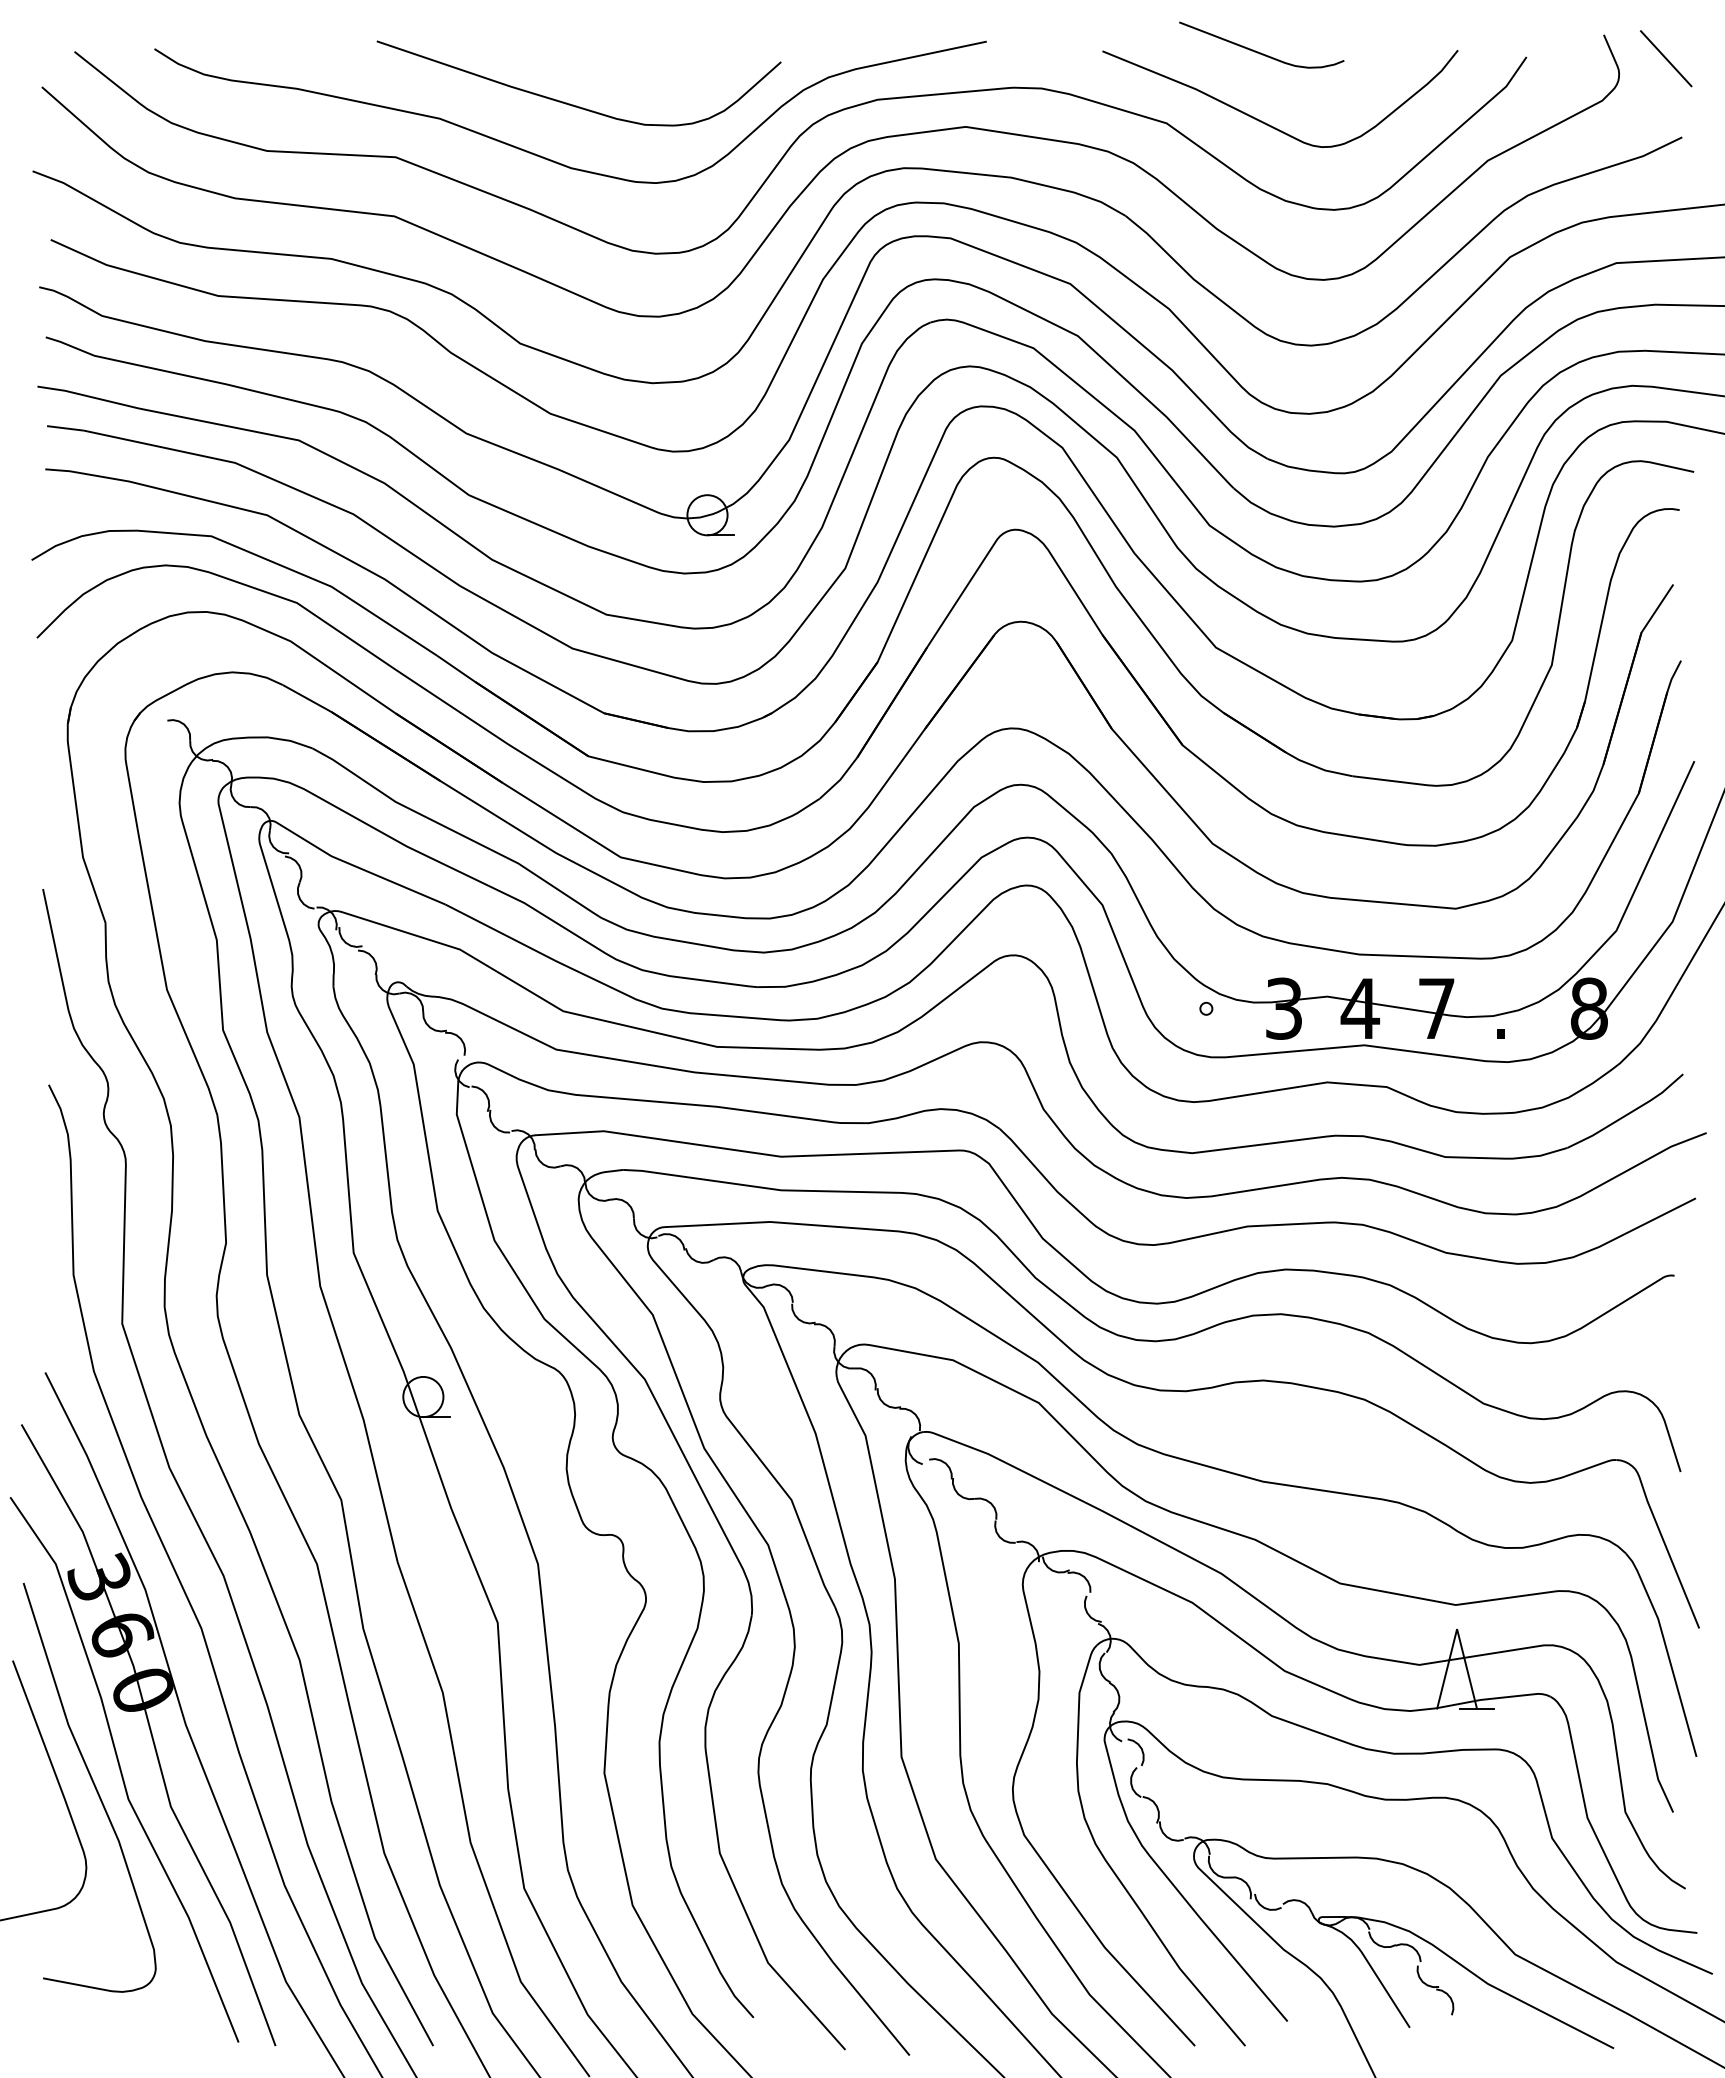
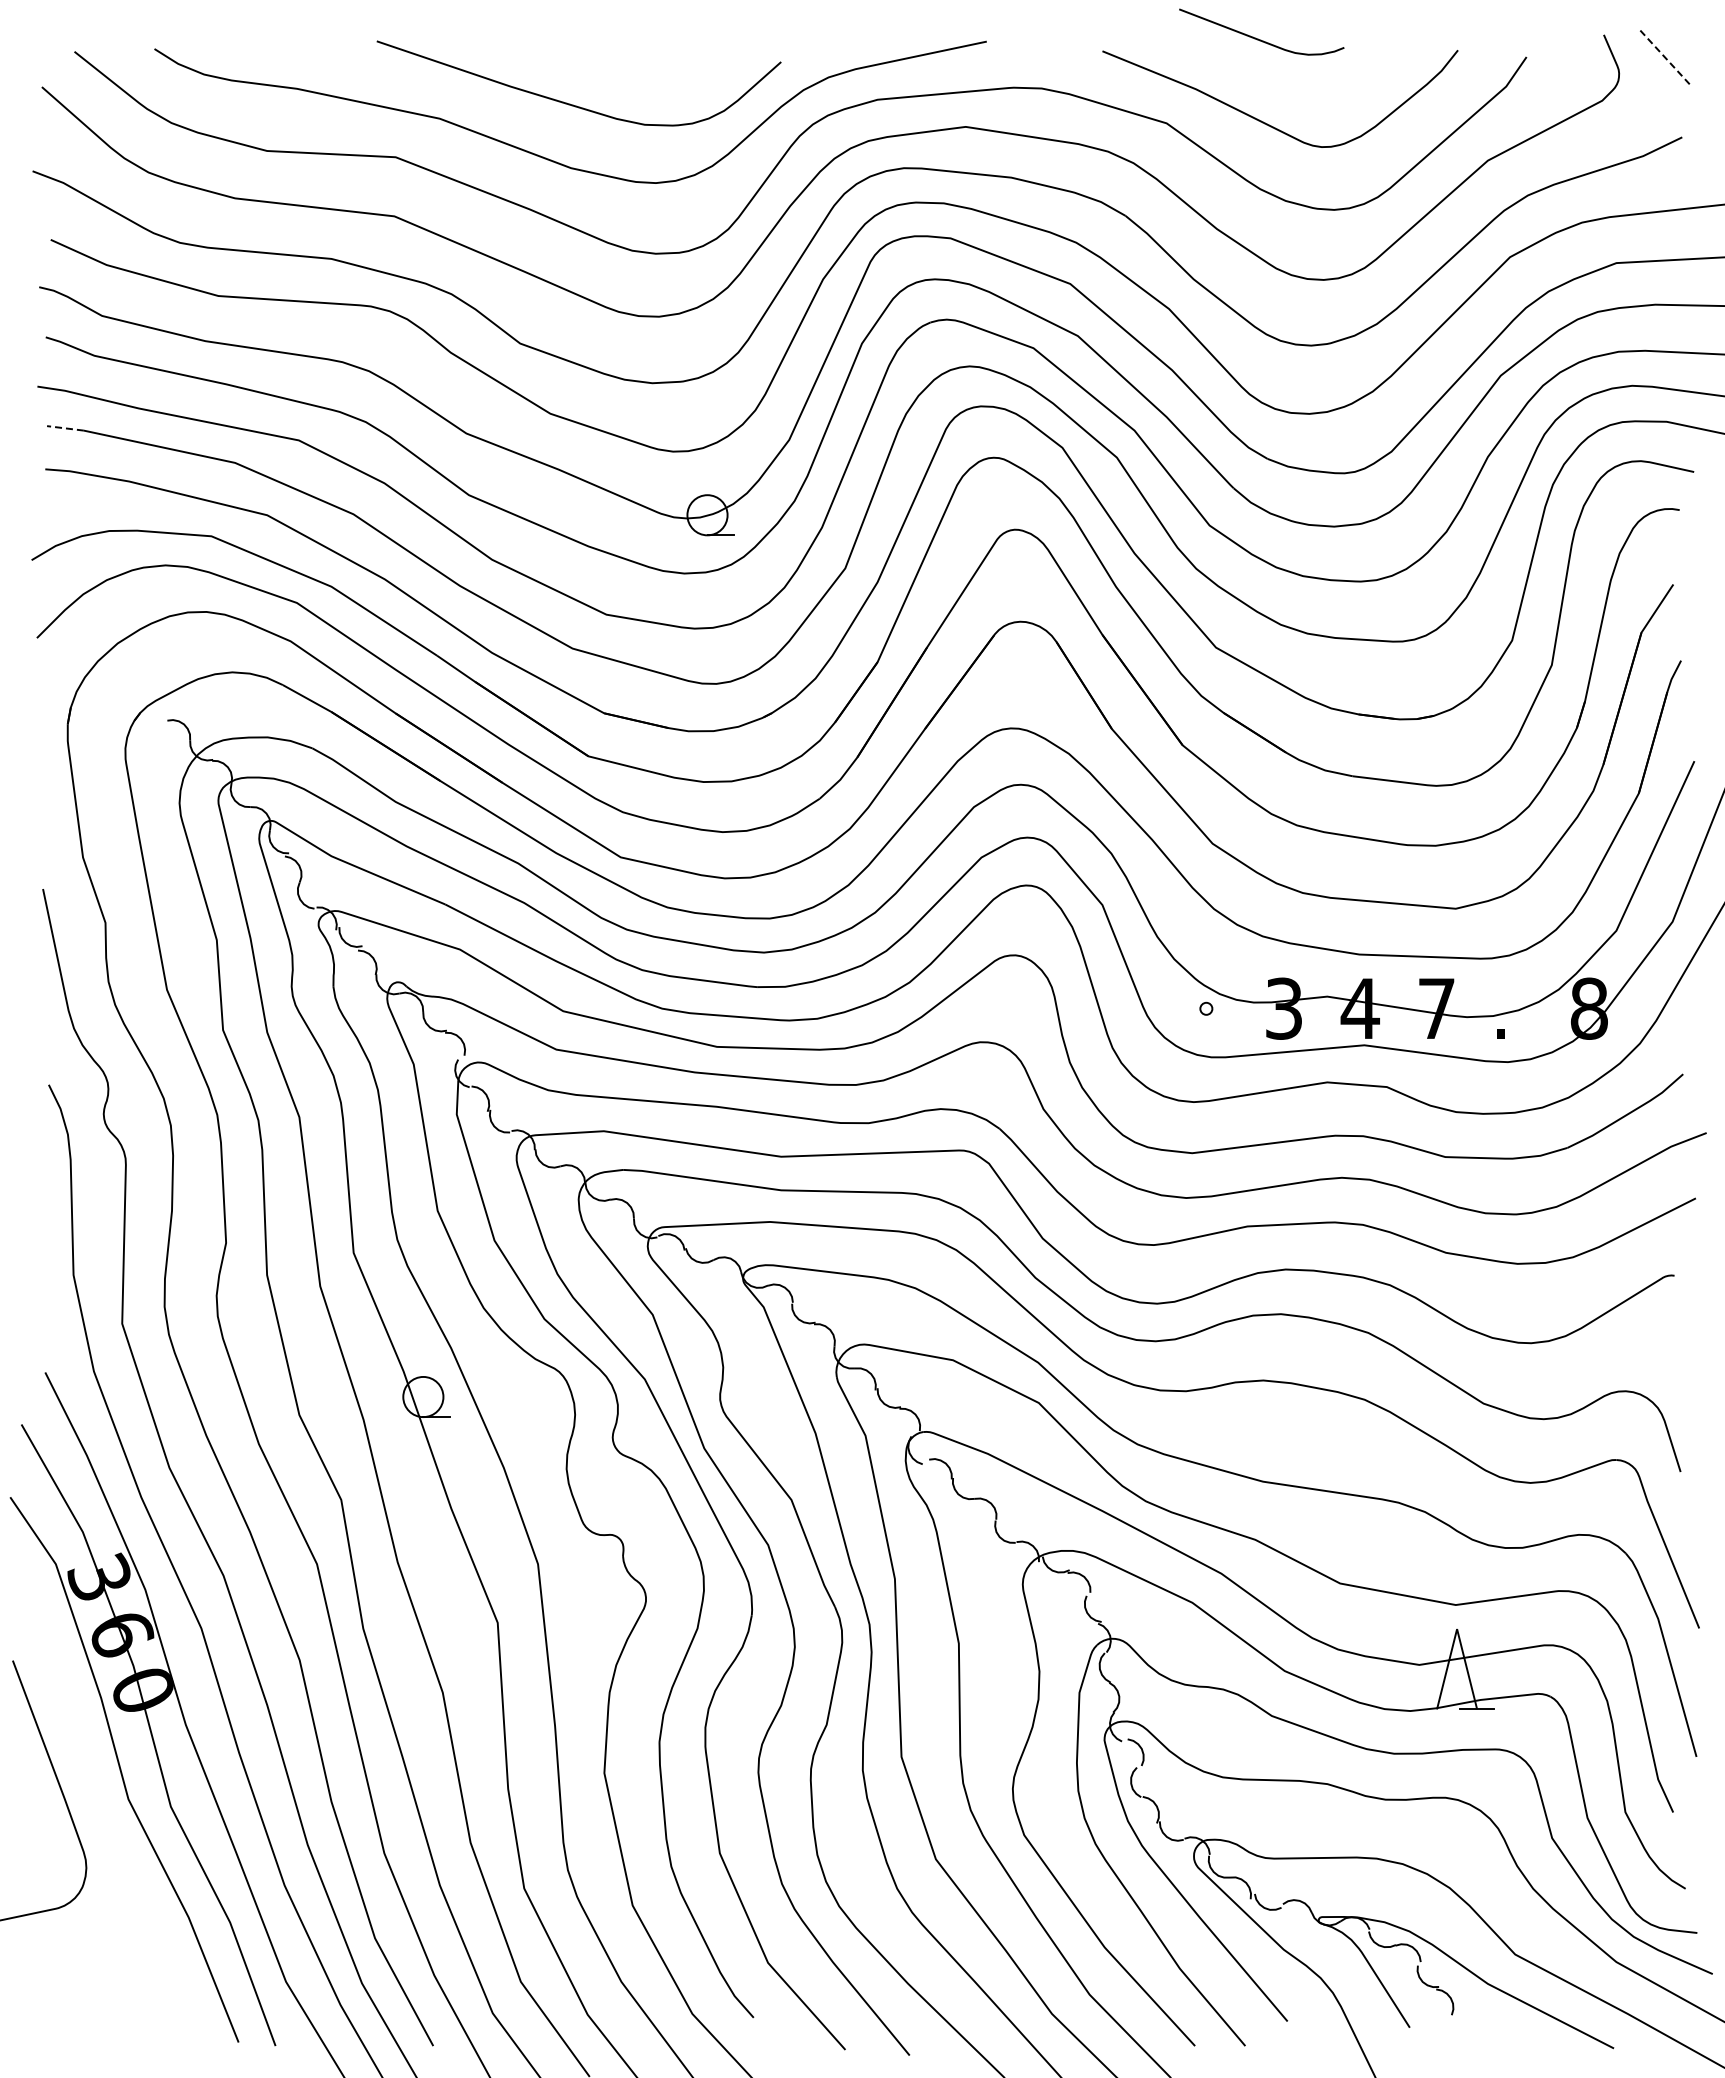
curve position: (1258, 51) -> (1258, 38) (1258, 38)
line: solid -> dashed (1666, 59)
line: solid -> dashed (65, 428)
curve: present -> none (93, 1785)
